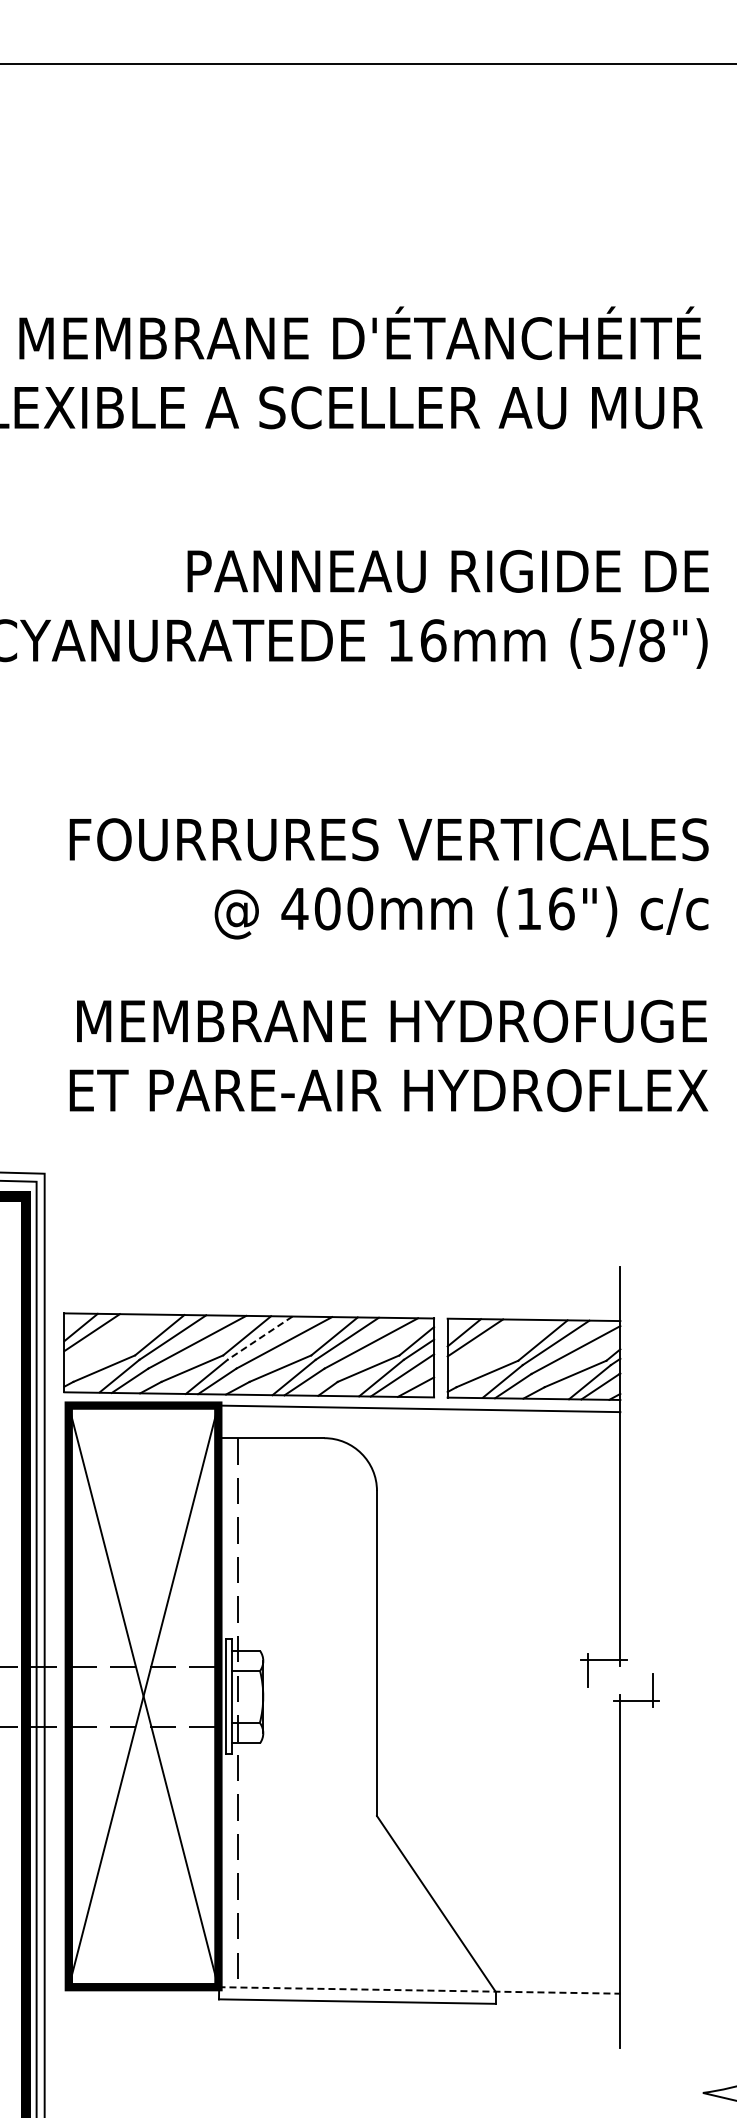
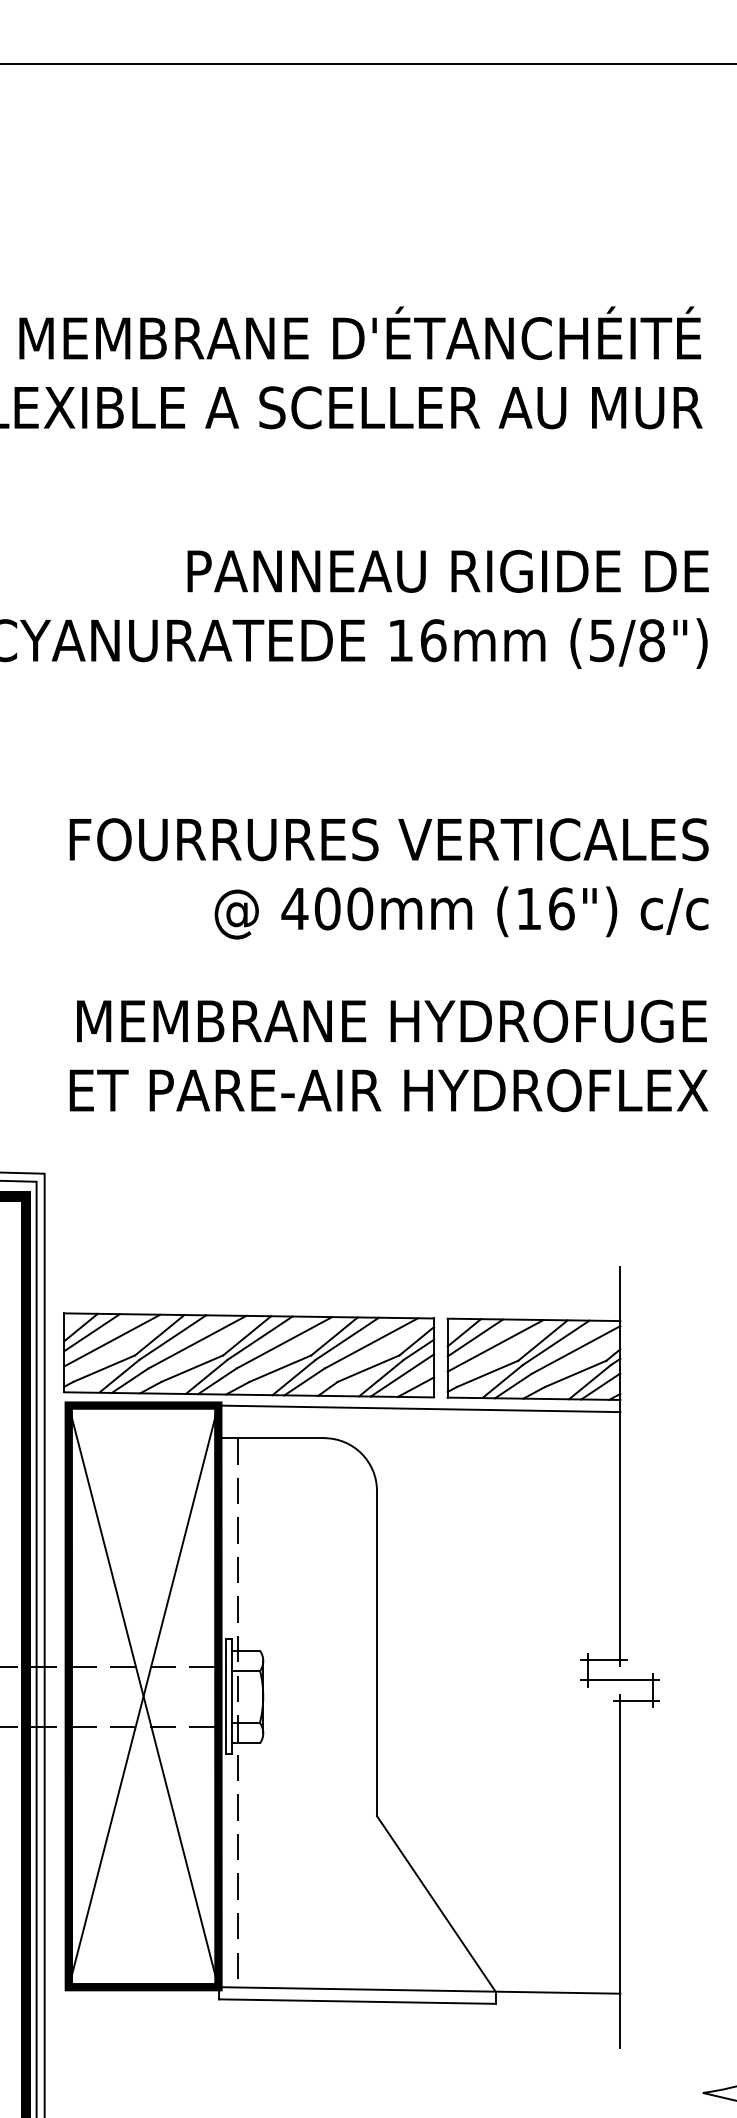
line: dashed -> solid (259, 1338)
line: none -> present (112, 1340)
line: none -> present (495, 1345)
line: none -> present (620, 1680)
line: dashed -> solid (419, 1990)
